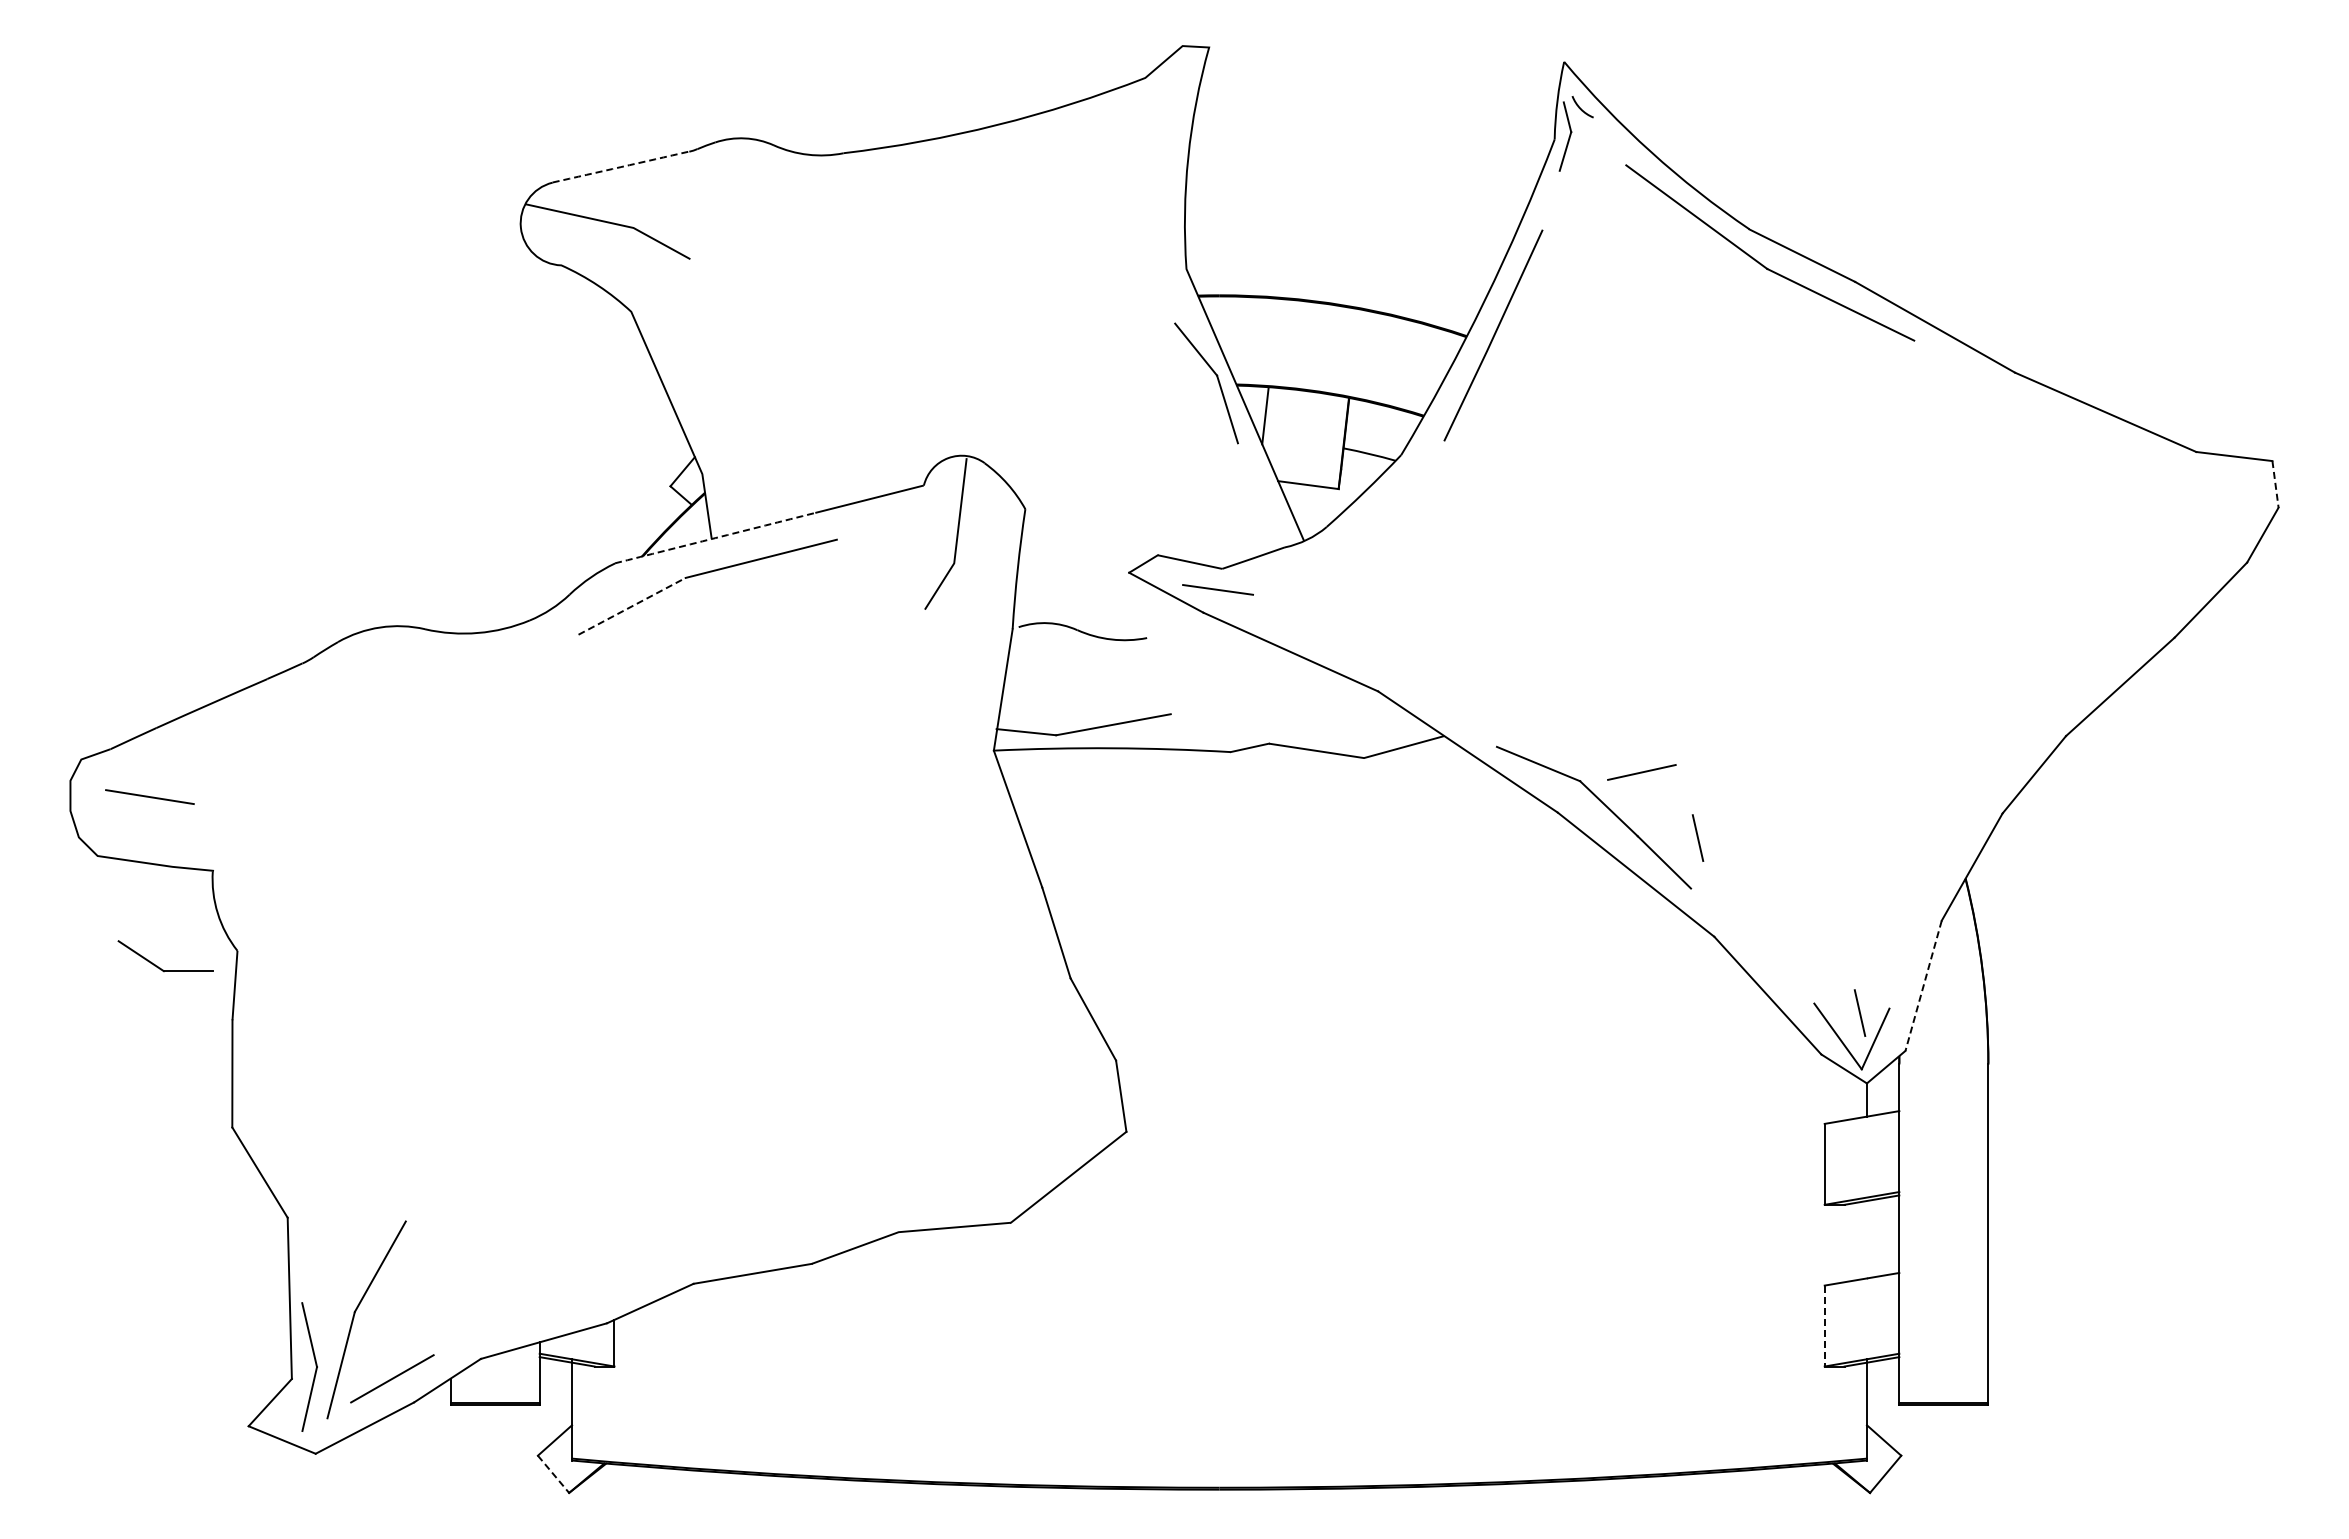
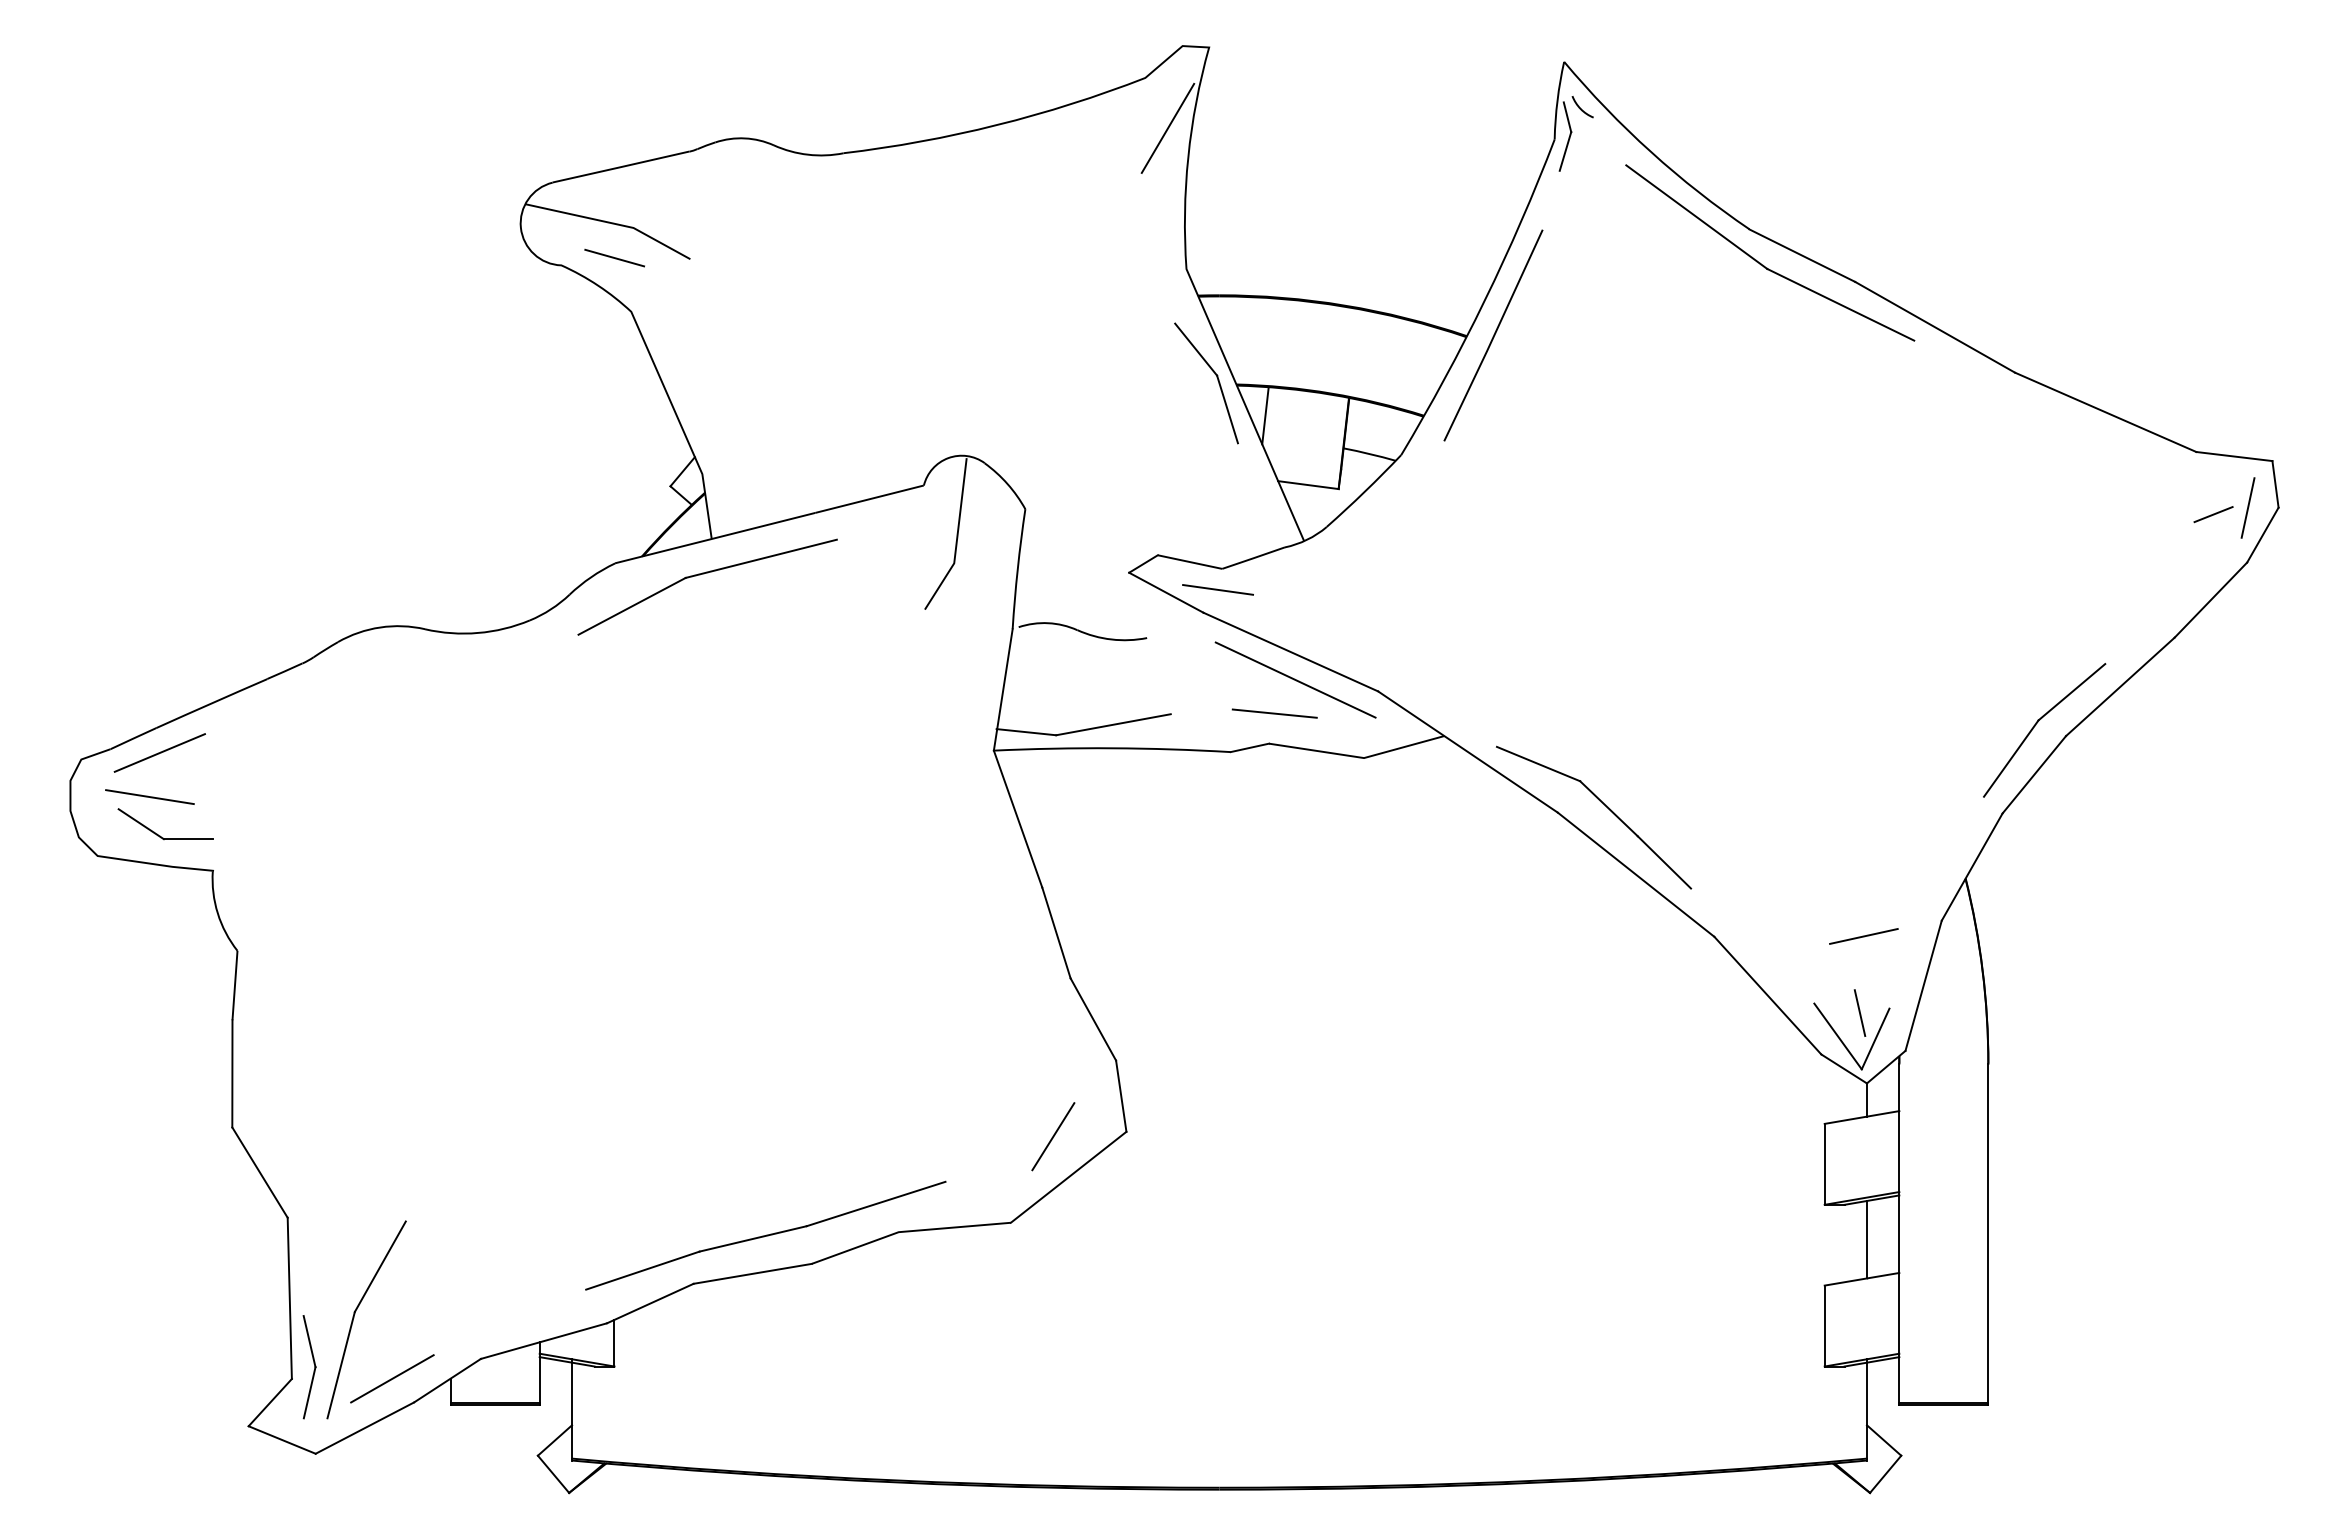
line: none -> present (1167, 127)
arc: dashed -> solid (620, 167)
line: none -> present (614, 257)
line: dashed -> solid (2275, 484)
line: none -> present (2247, 507)
line: none -> present (2213, 514)
arc: dashed -> solid (715, 538)
line: dashed -> solid (632, 606)
line: none -> present (1295, 679)
line: none -> present (1274, 713)
part: none -> present (2036, 725)
line: none -> present (159, 752)
line position: (1641, 772) -> (1863, 936) (1863, 936)
line: present -> none (1697, 837)
part position: (157, 965) -> (157, 833) (157, 833)
line: dashed -> solid (1923, 985)
line: none -> present (1053, 1136)
part: none -> present (765, 1235)
line: none -> present (1866, 1239)
line: dashed -> solid (1824, 1326)
part size: 17x130 px -> 15x105 px (309, 1367)
line: dashed -> solid (553, 1474)
